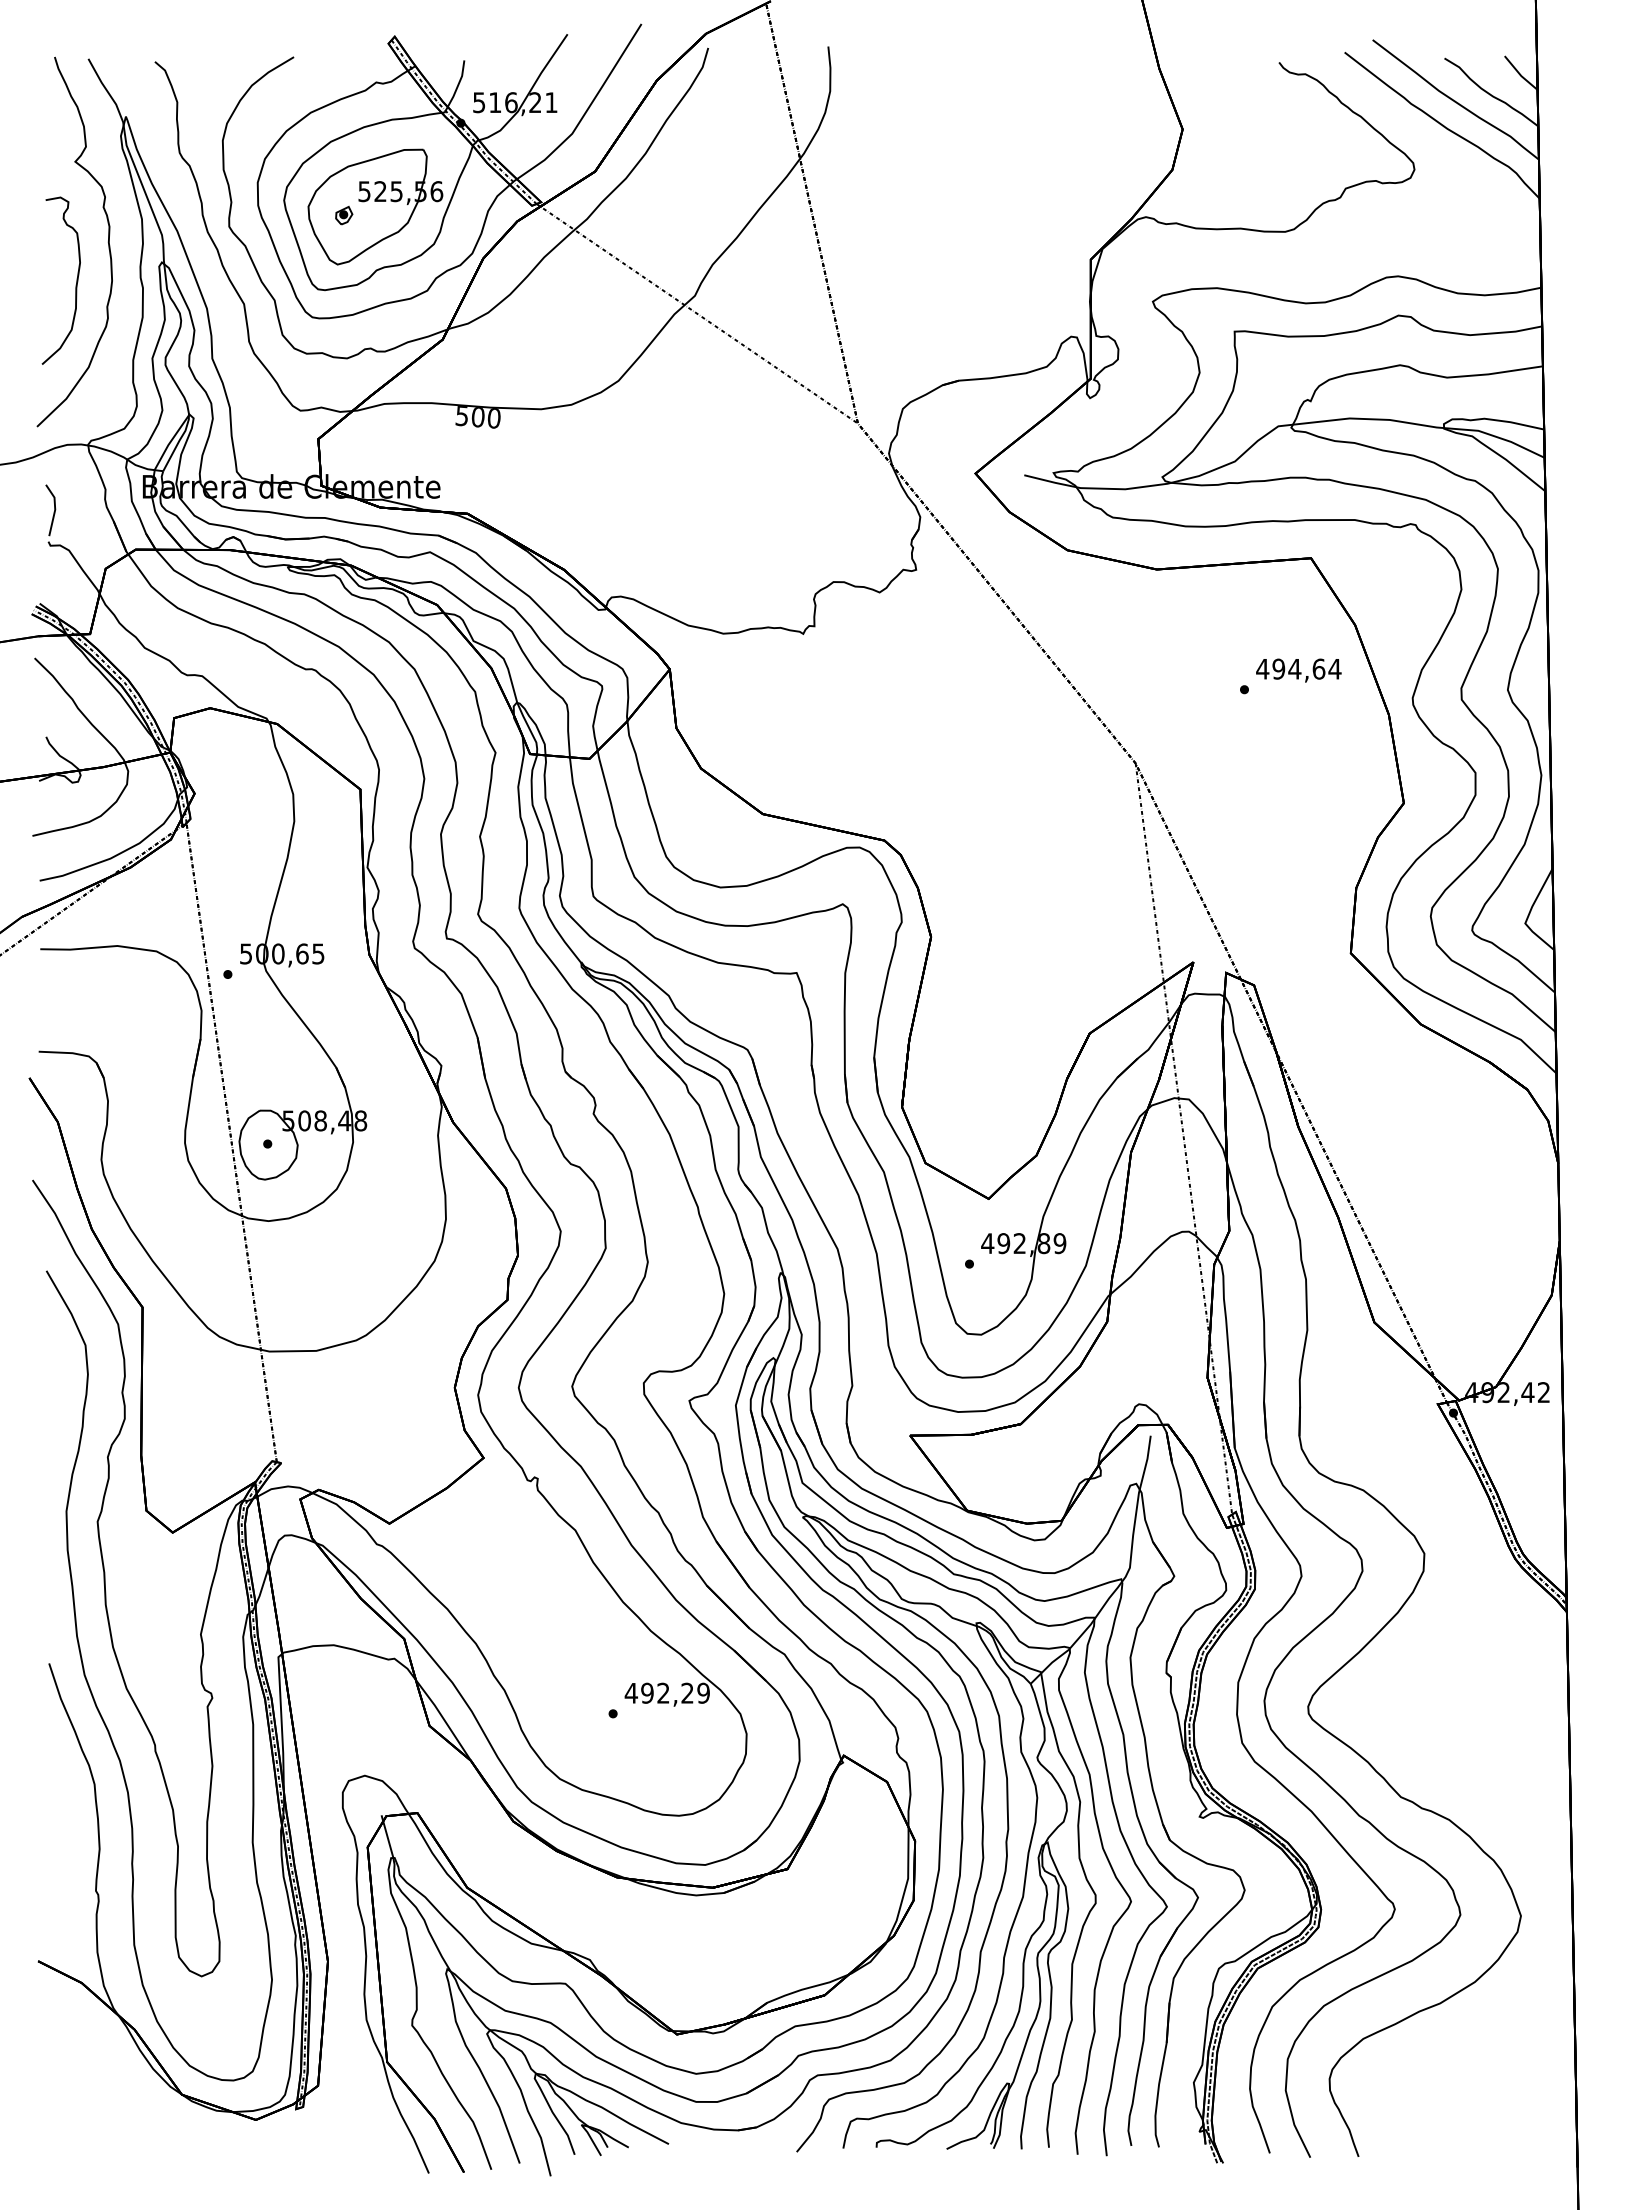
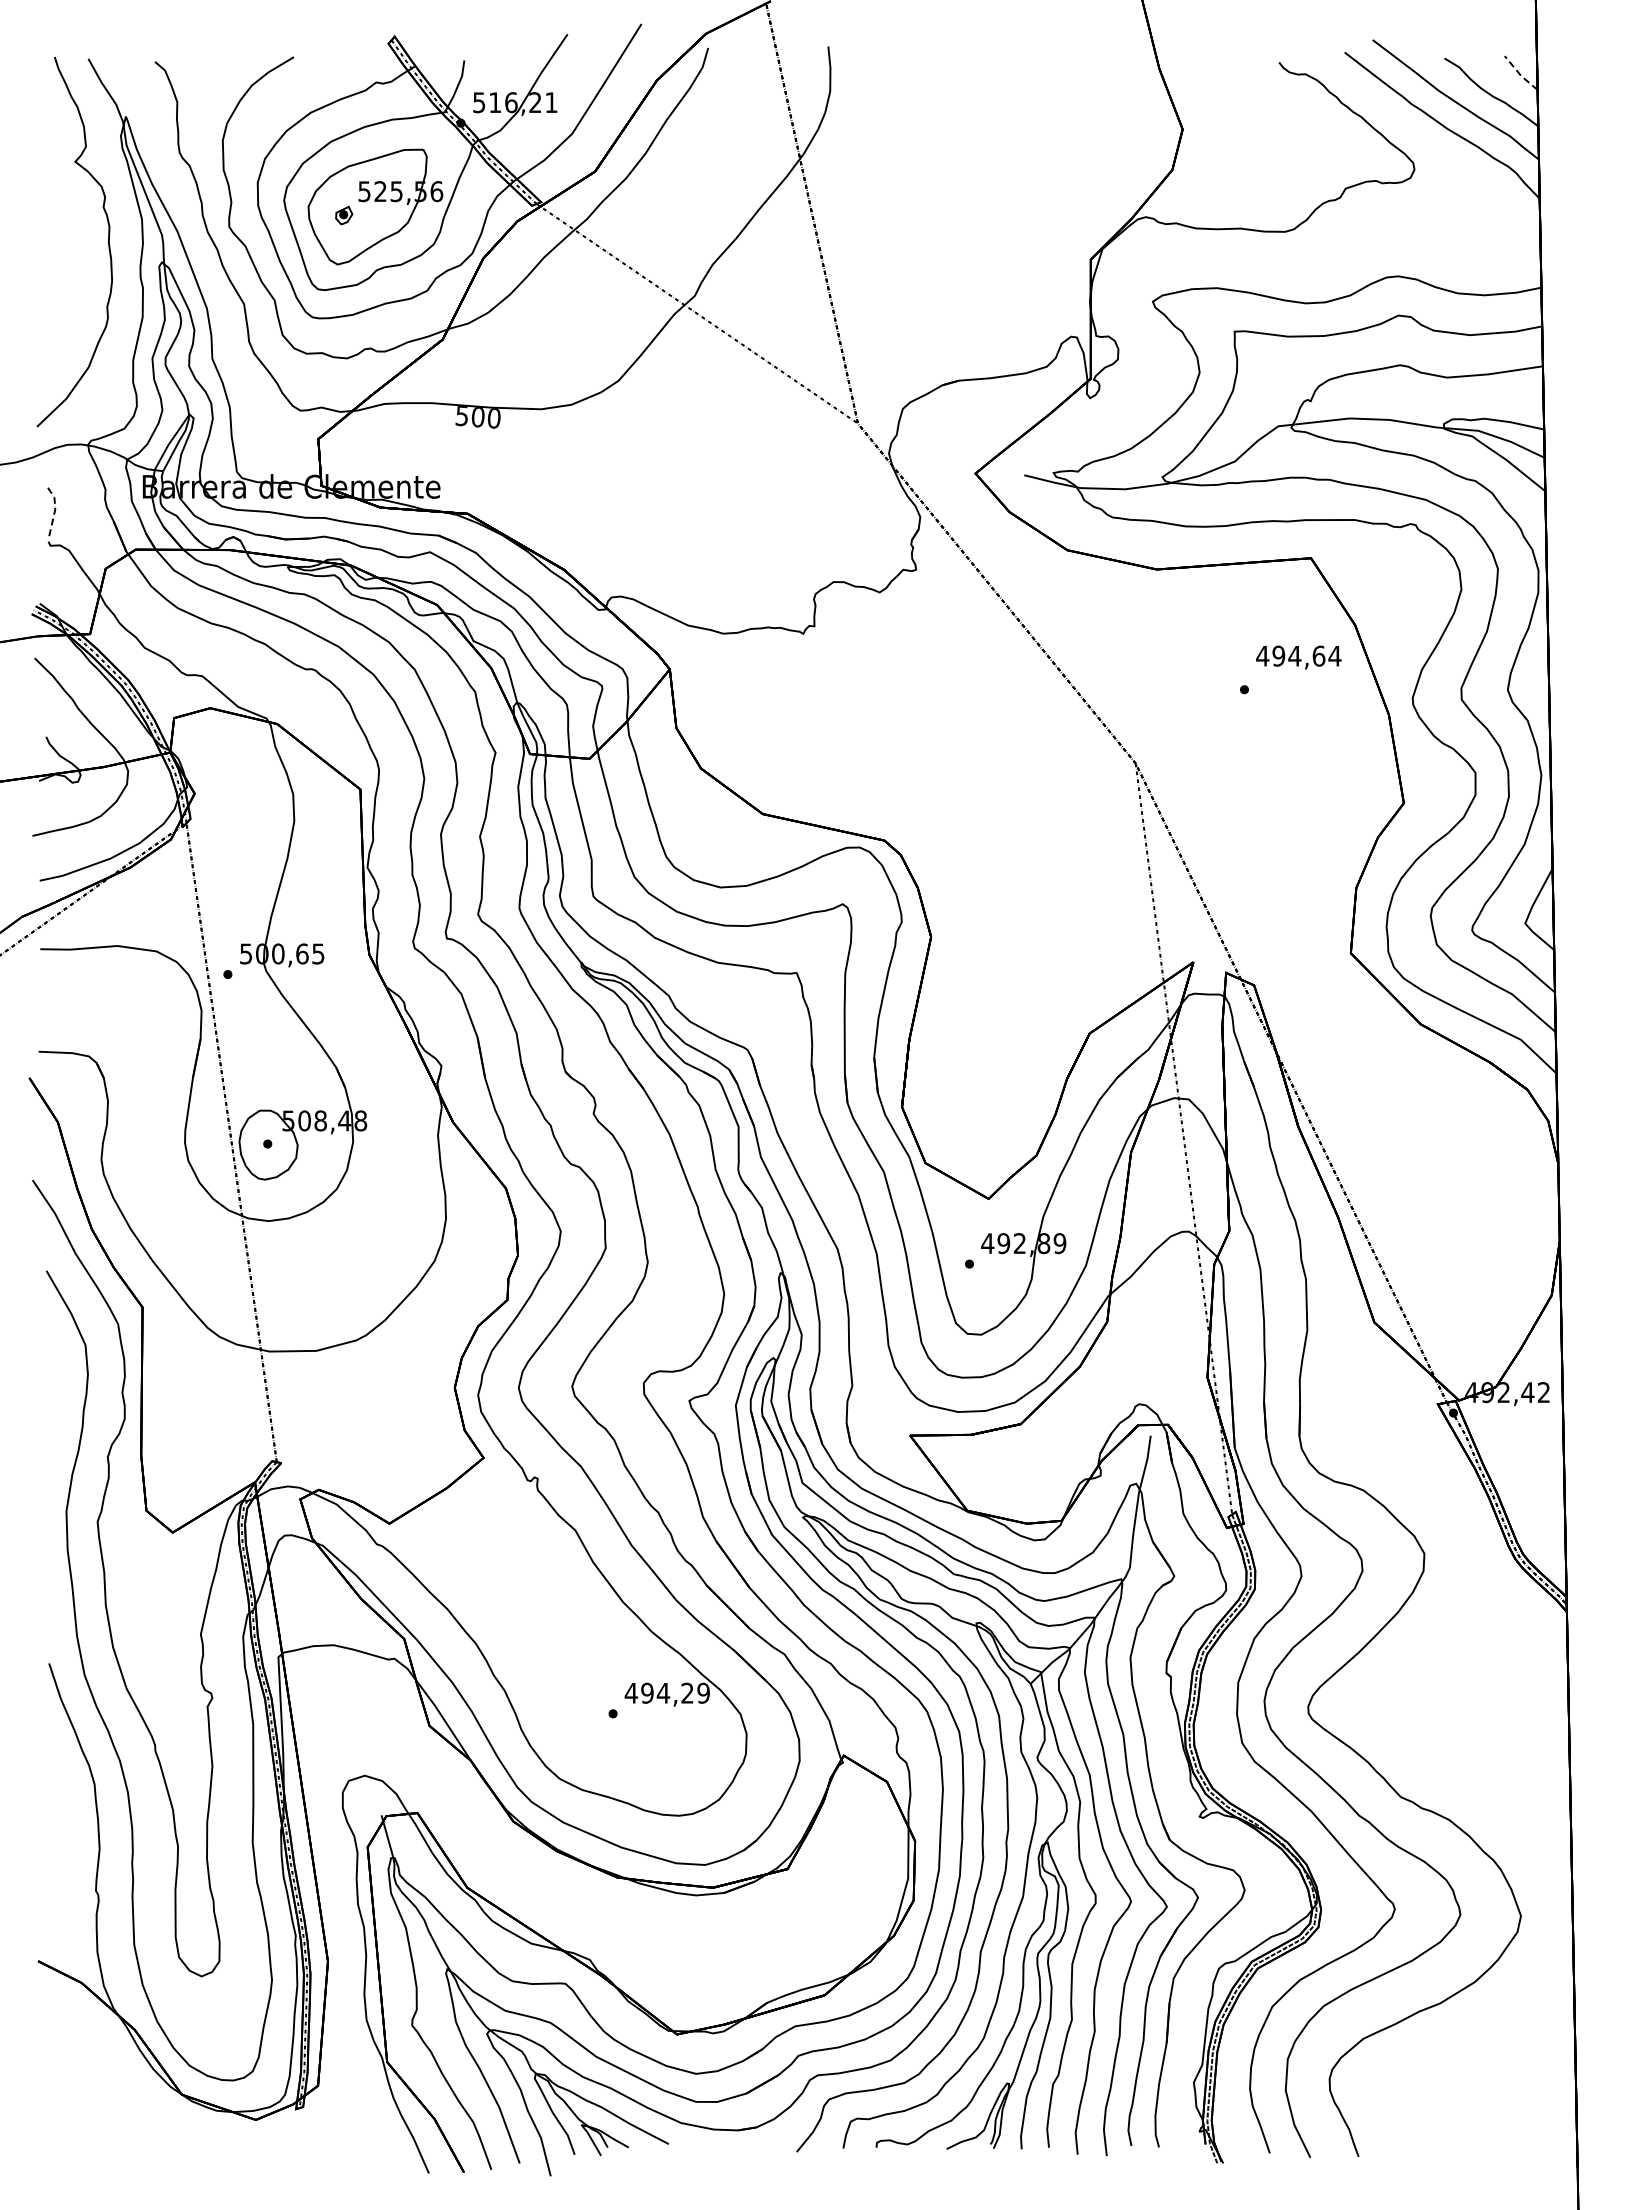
line: solid -> dashed (1520, 74)
curve: present -> none (75, 285)
line: solid -> dashed (55, 508)
text position: (1298, 670) -> (1298, 657) (1298, 657)
text: 492,29 -> 494,29 (663, 1692)
